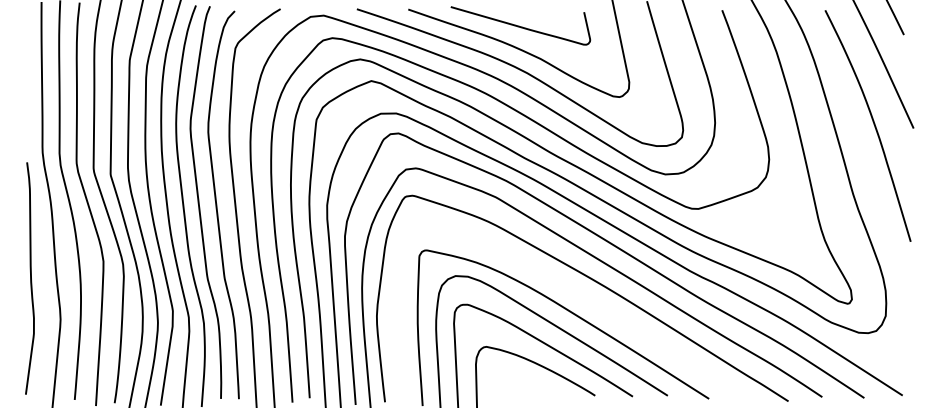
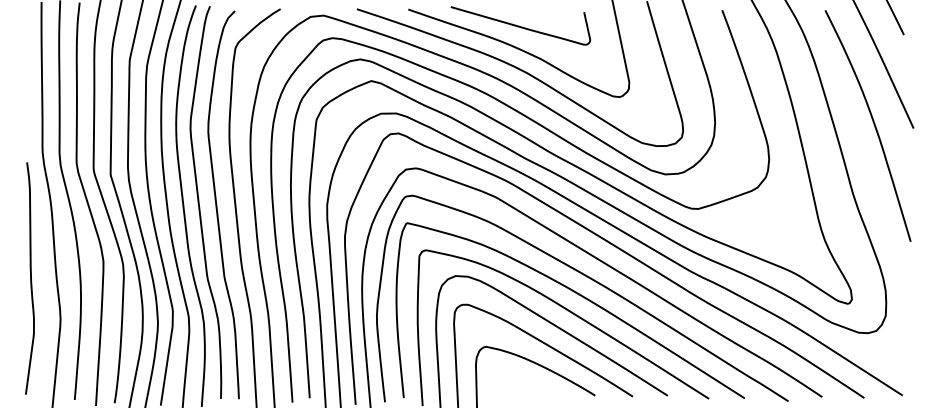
curve: none -> present (578, 295)
